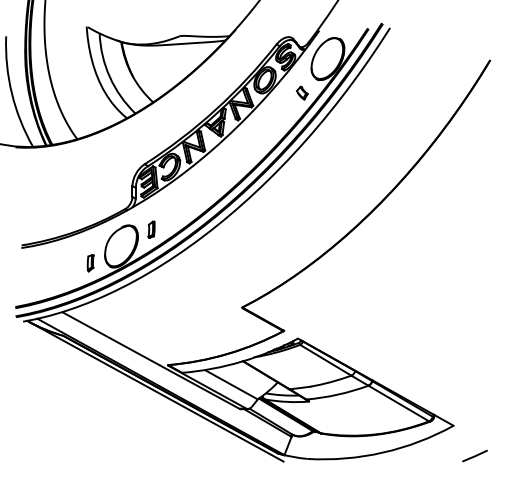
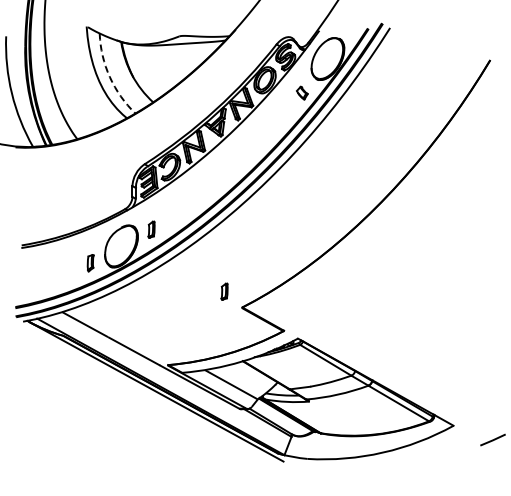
arc: solid -> dashed (109, 77)
part: none -> present (224, 291)
line position: (474, 455) -> (492, 439) (492, 439)
